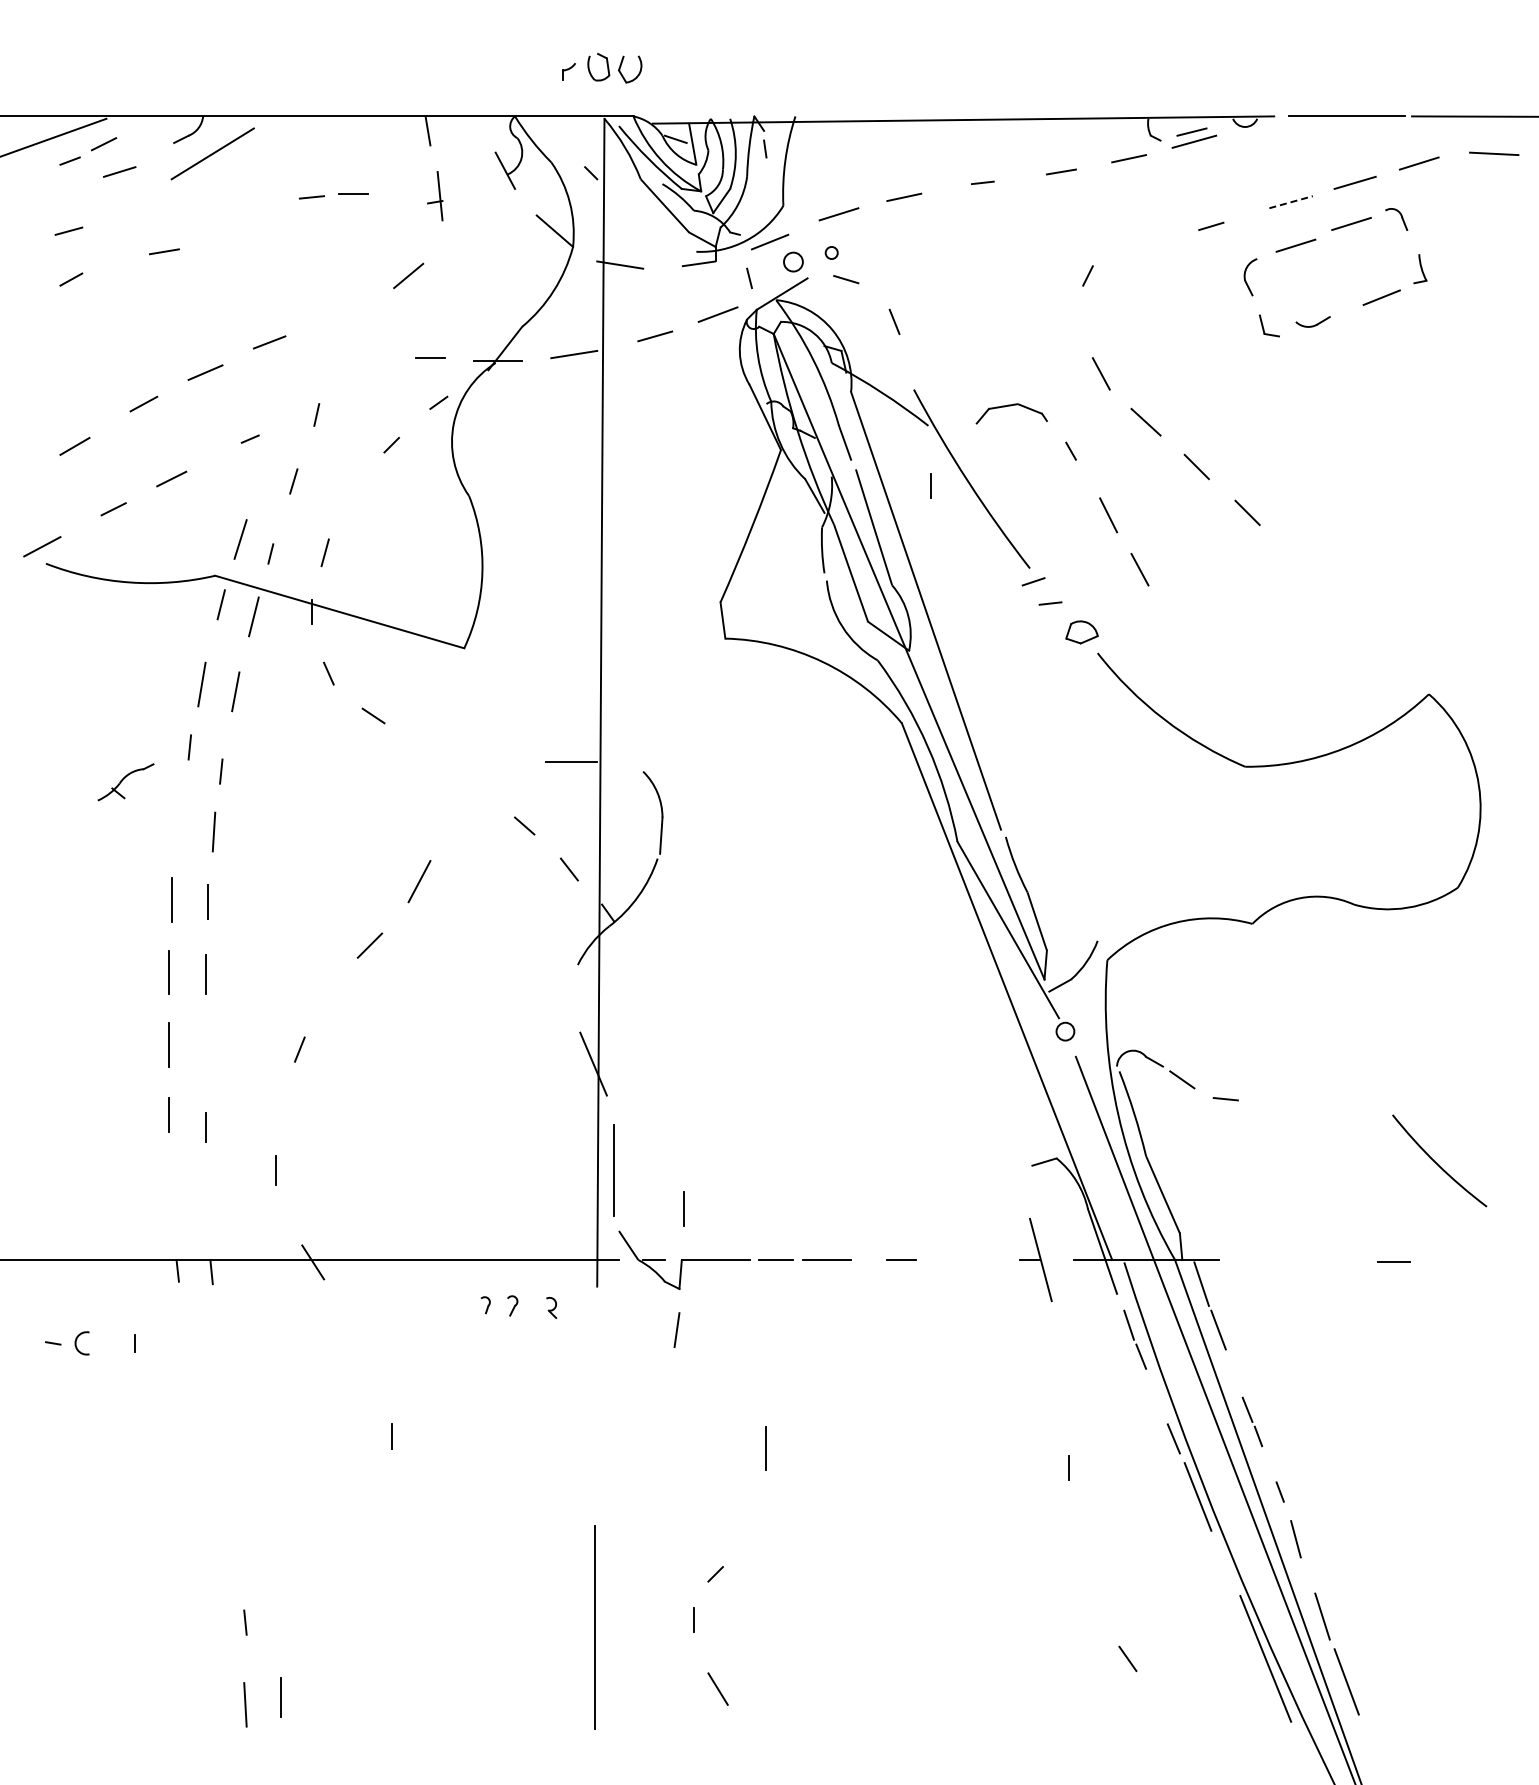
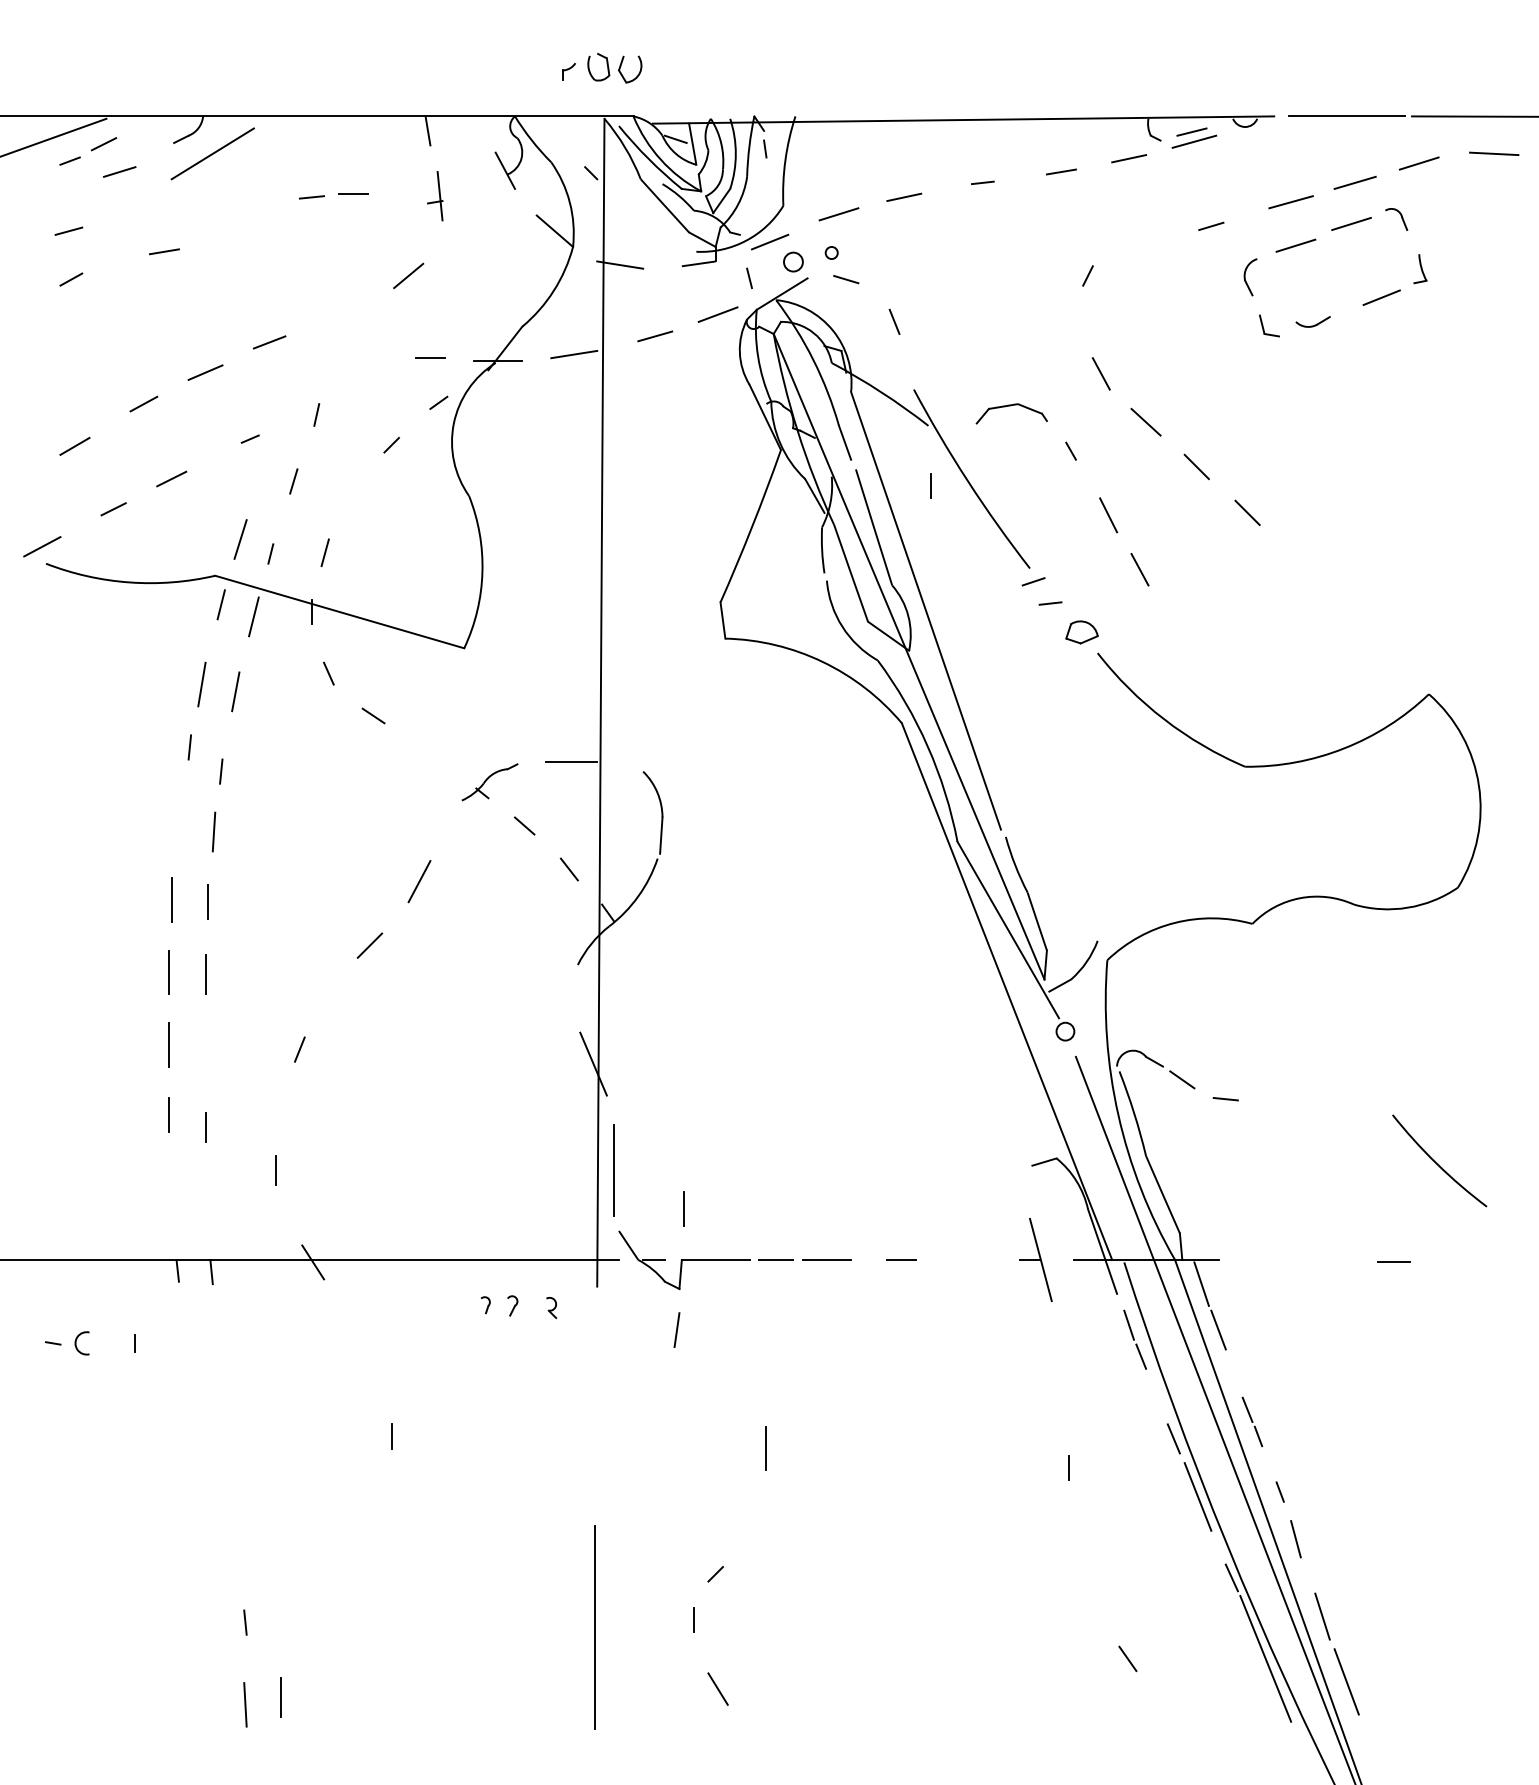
line: dashed -> solid (1291, 202)
part position: (125, 782) -> (489, 782) (489, 782)
line: none -> present (1231, 1577)
